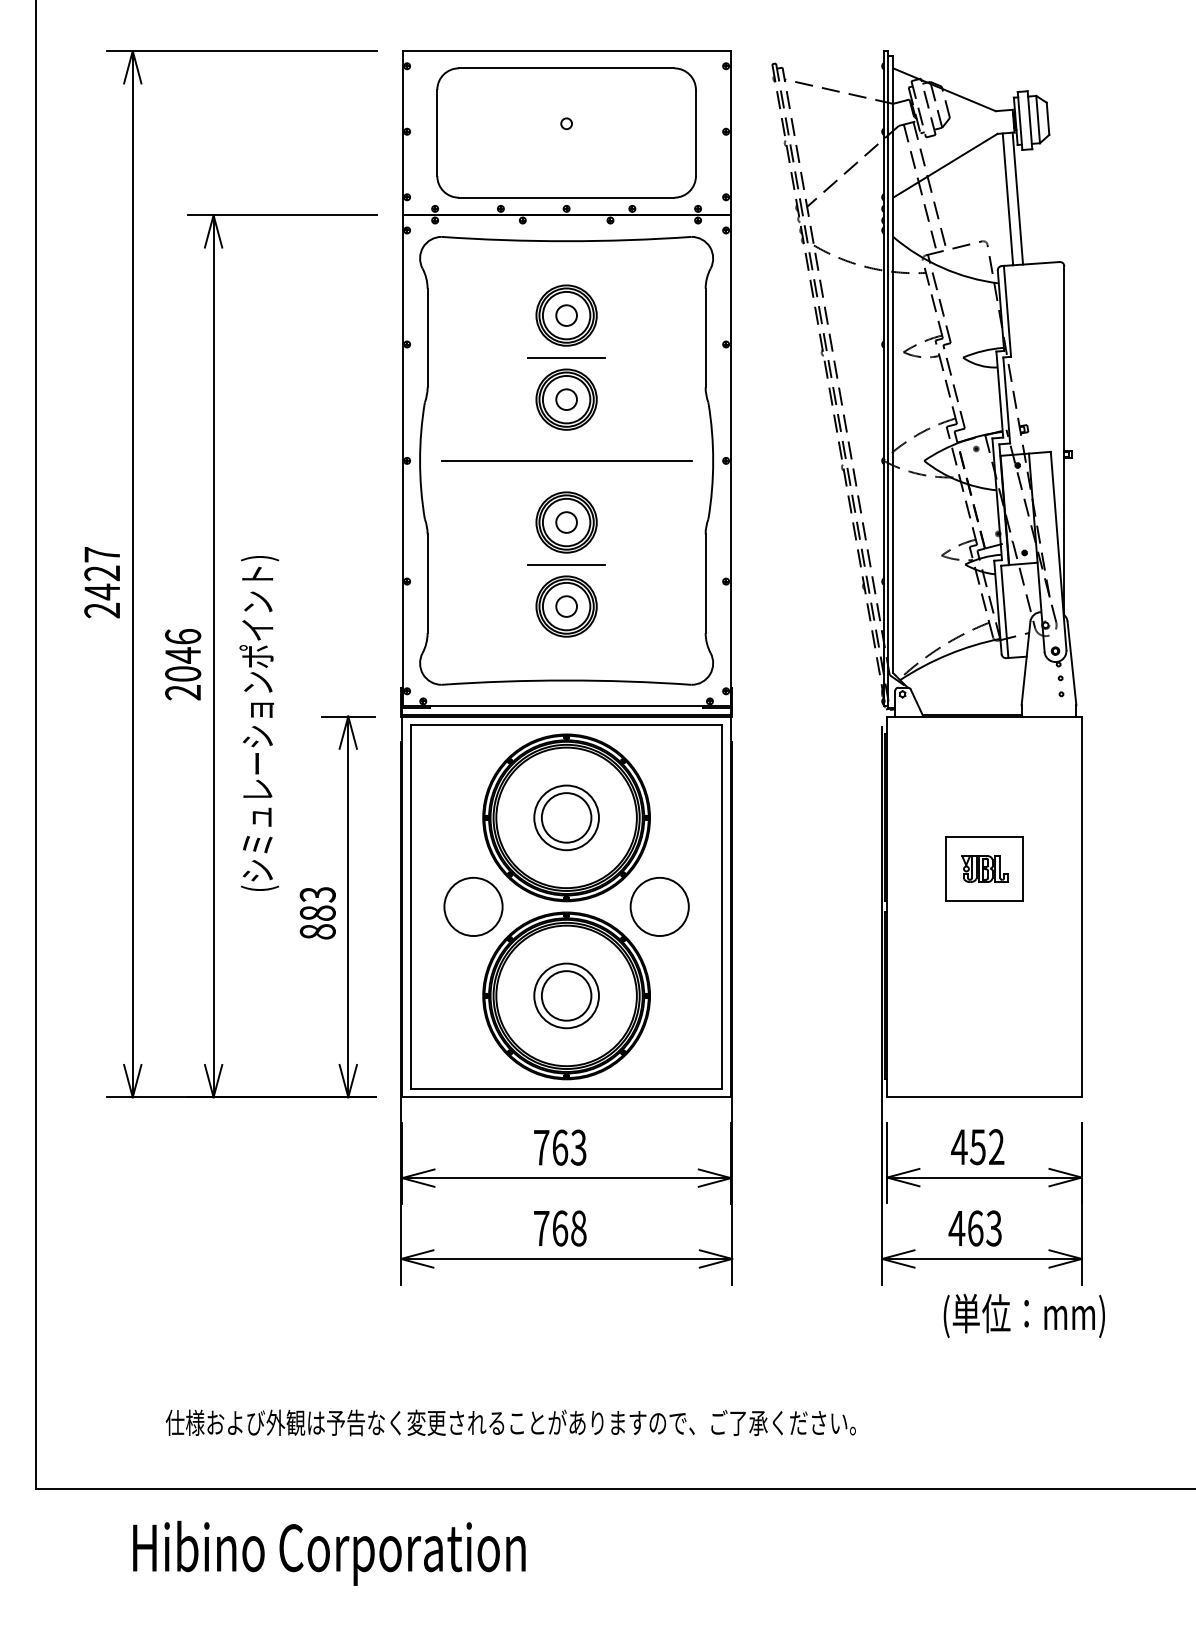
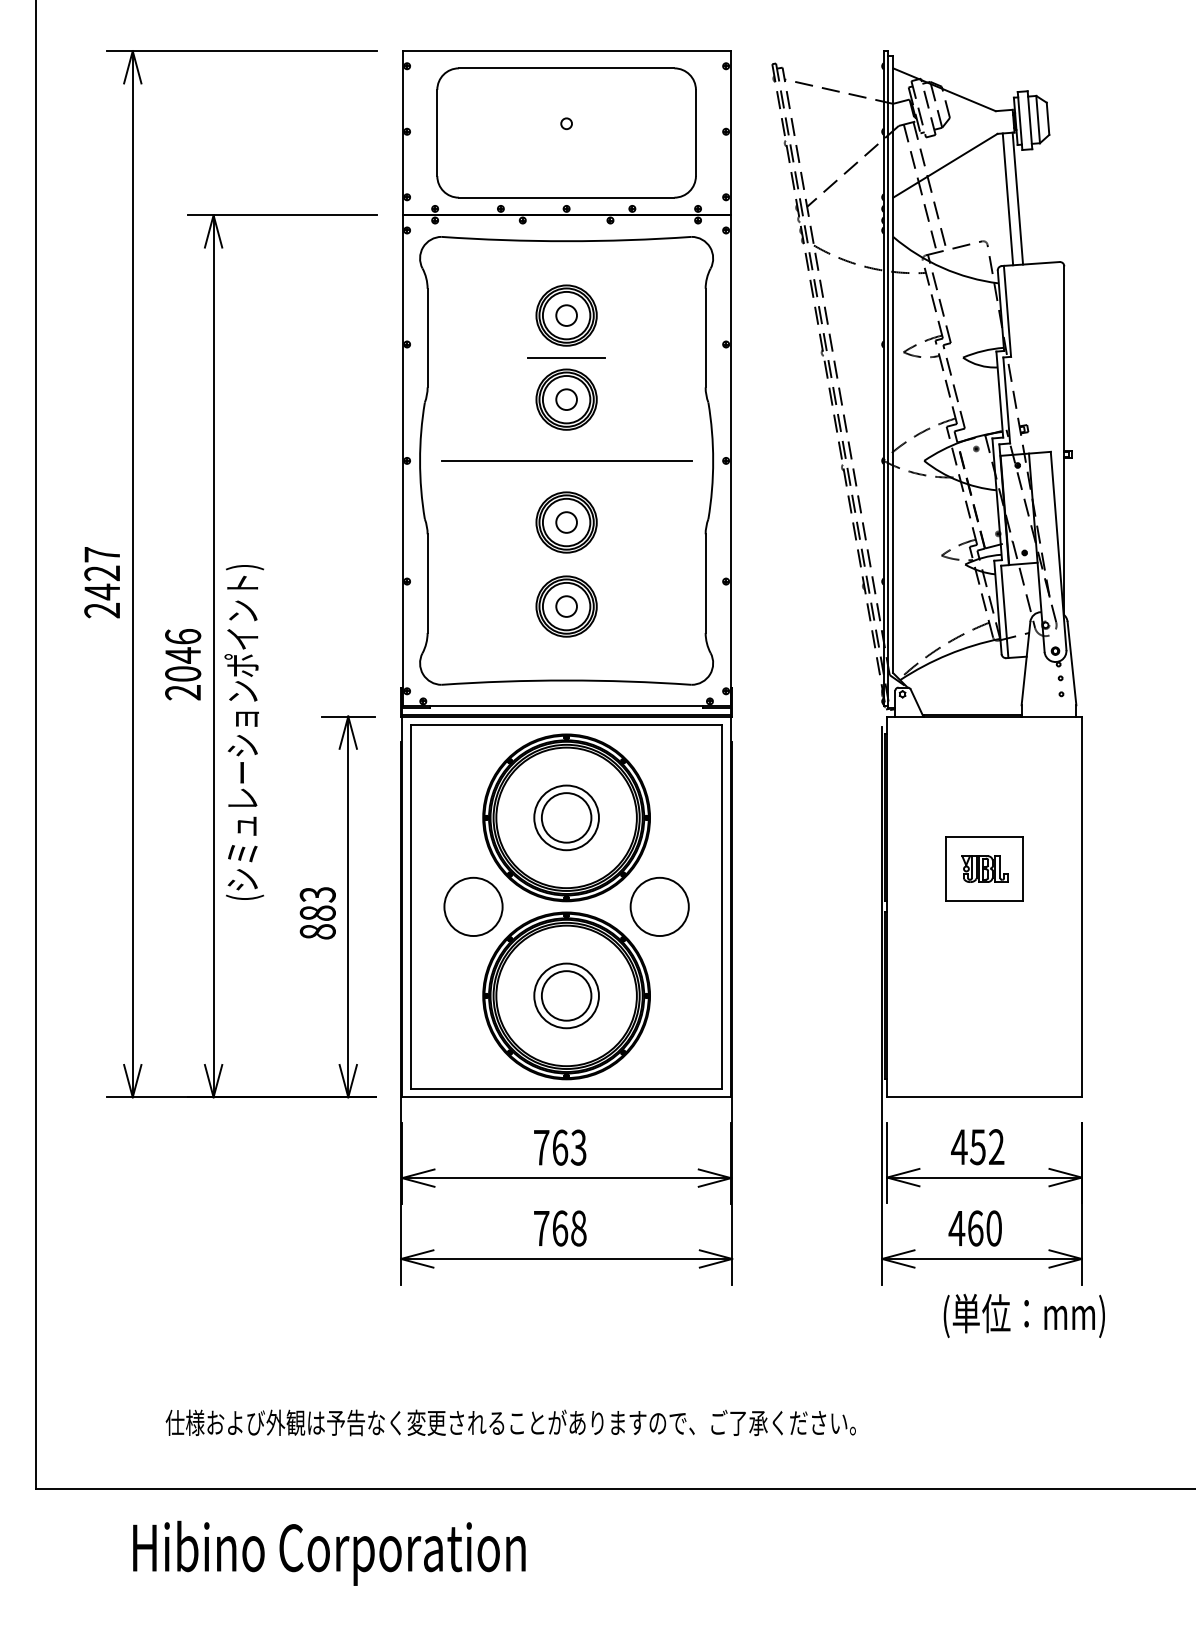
line: present -> none (566, 564)
text position: (259, 723) -> (244, 732) (244, 732)
text: 463 -> 460 (993, 1228)
